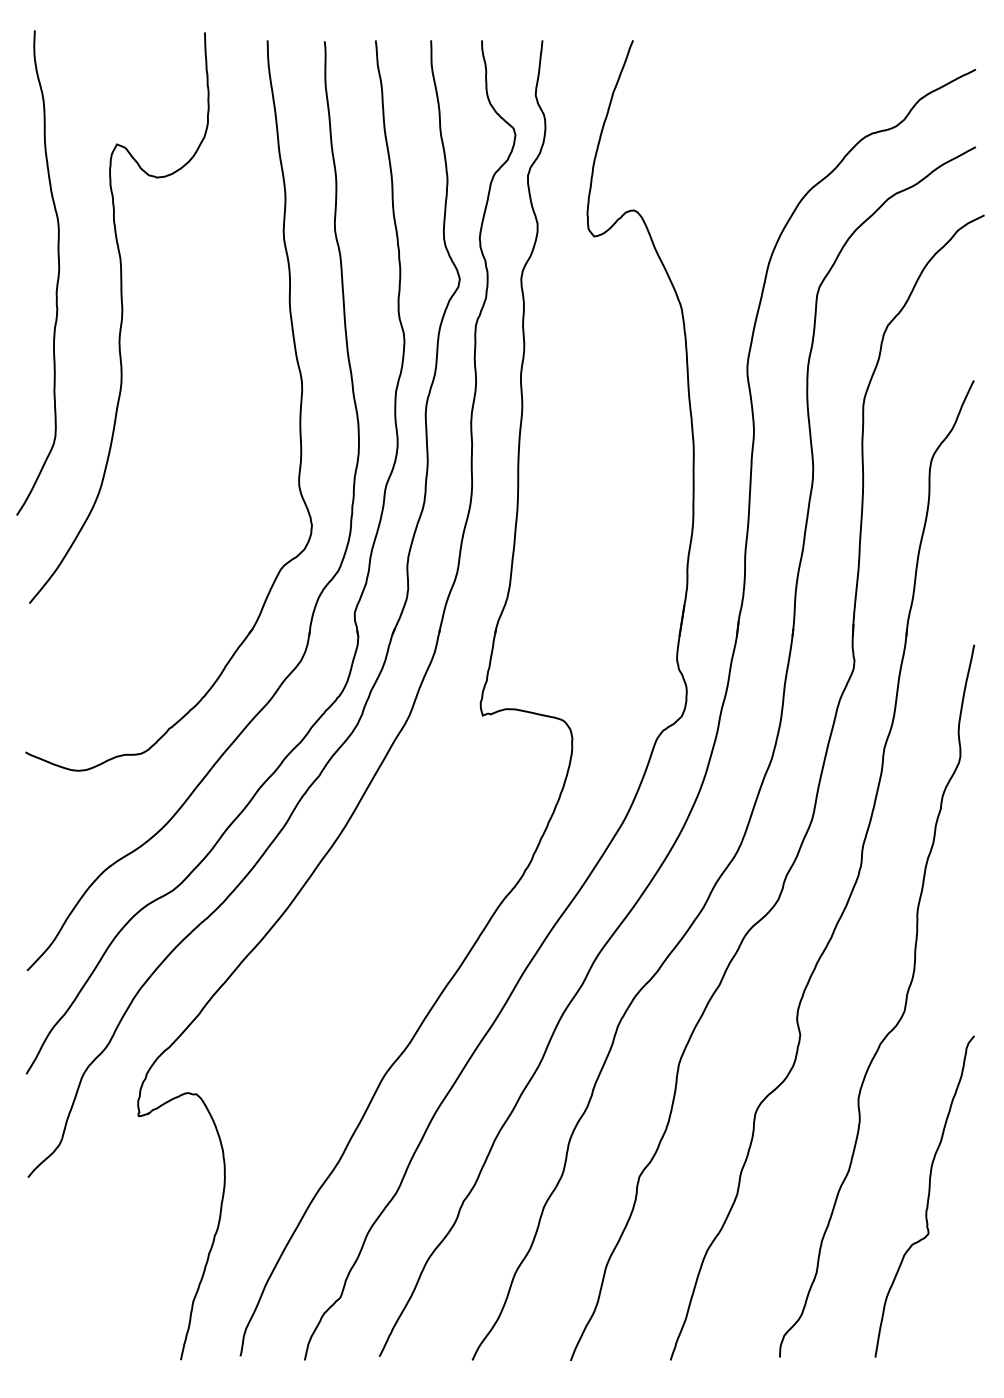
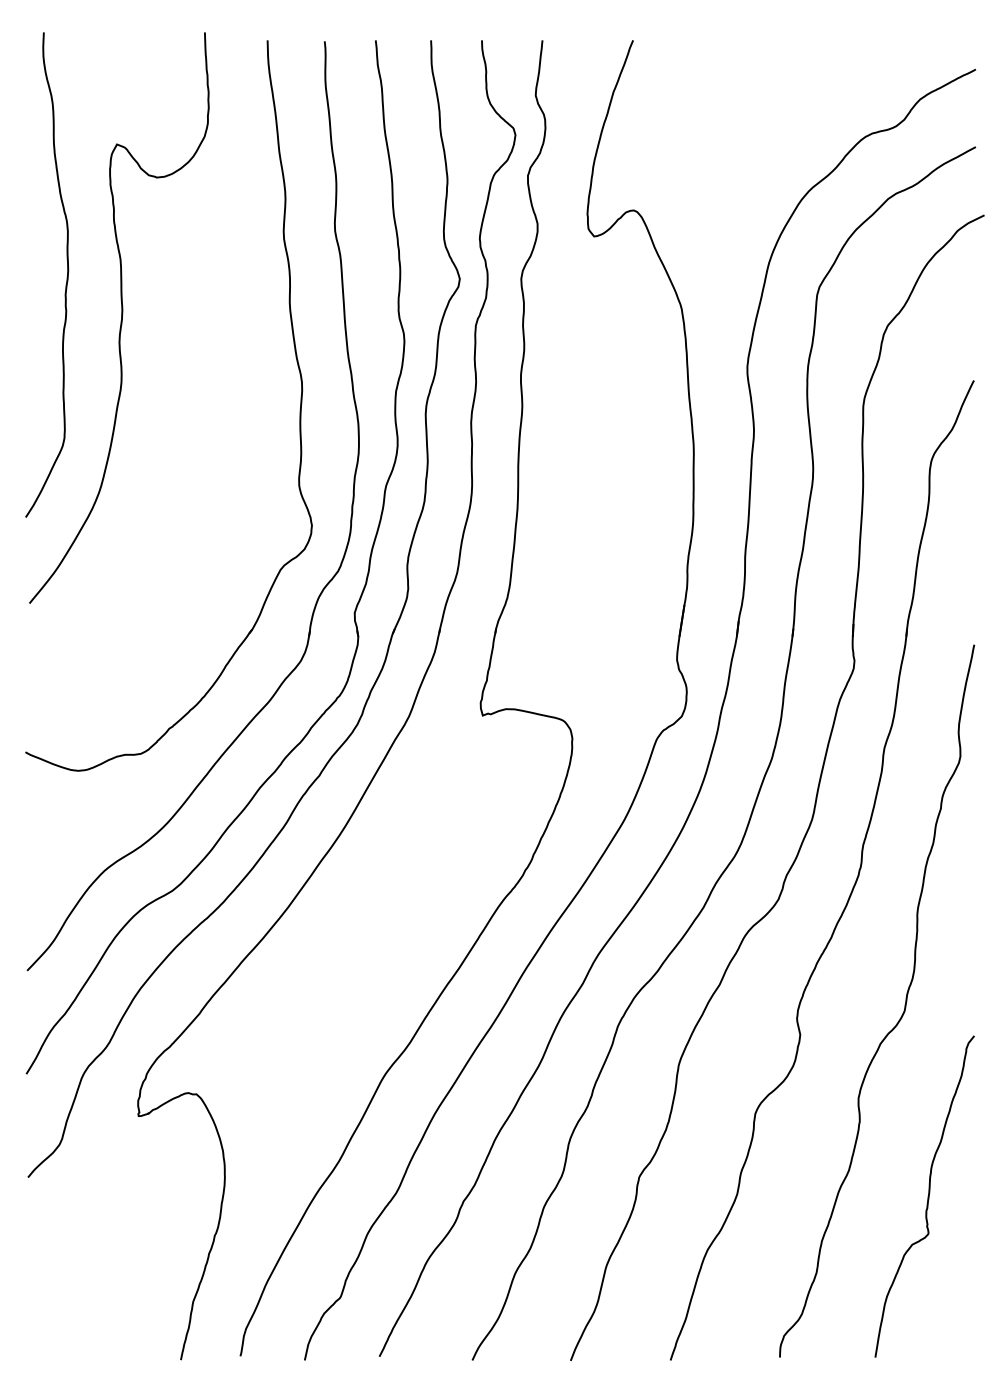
curve position: (57, 274) -> (66, 276) (66, 276)
